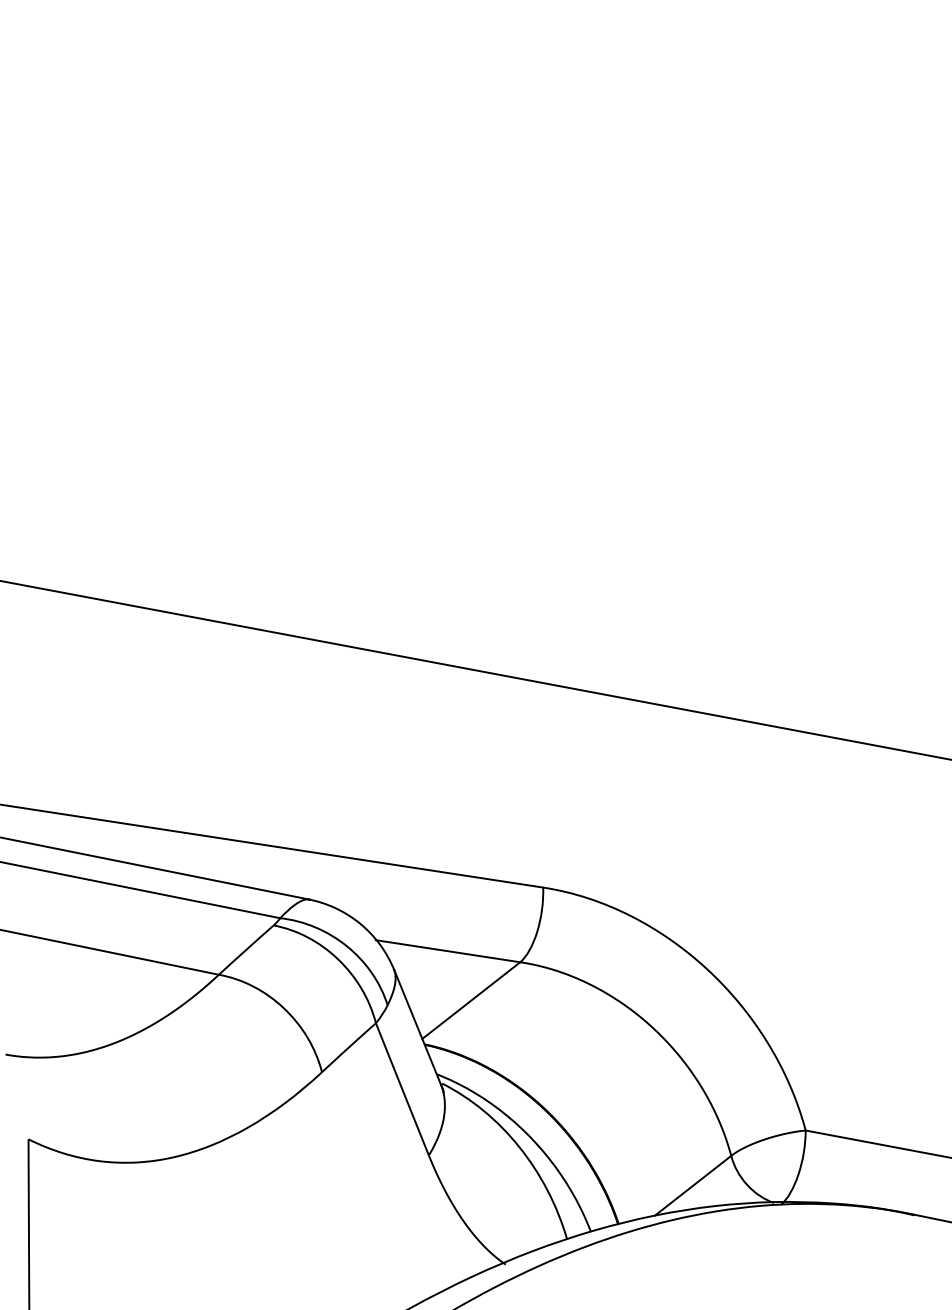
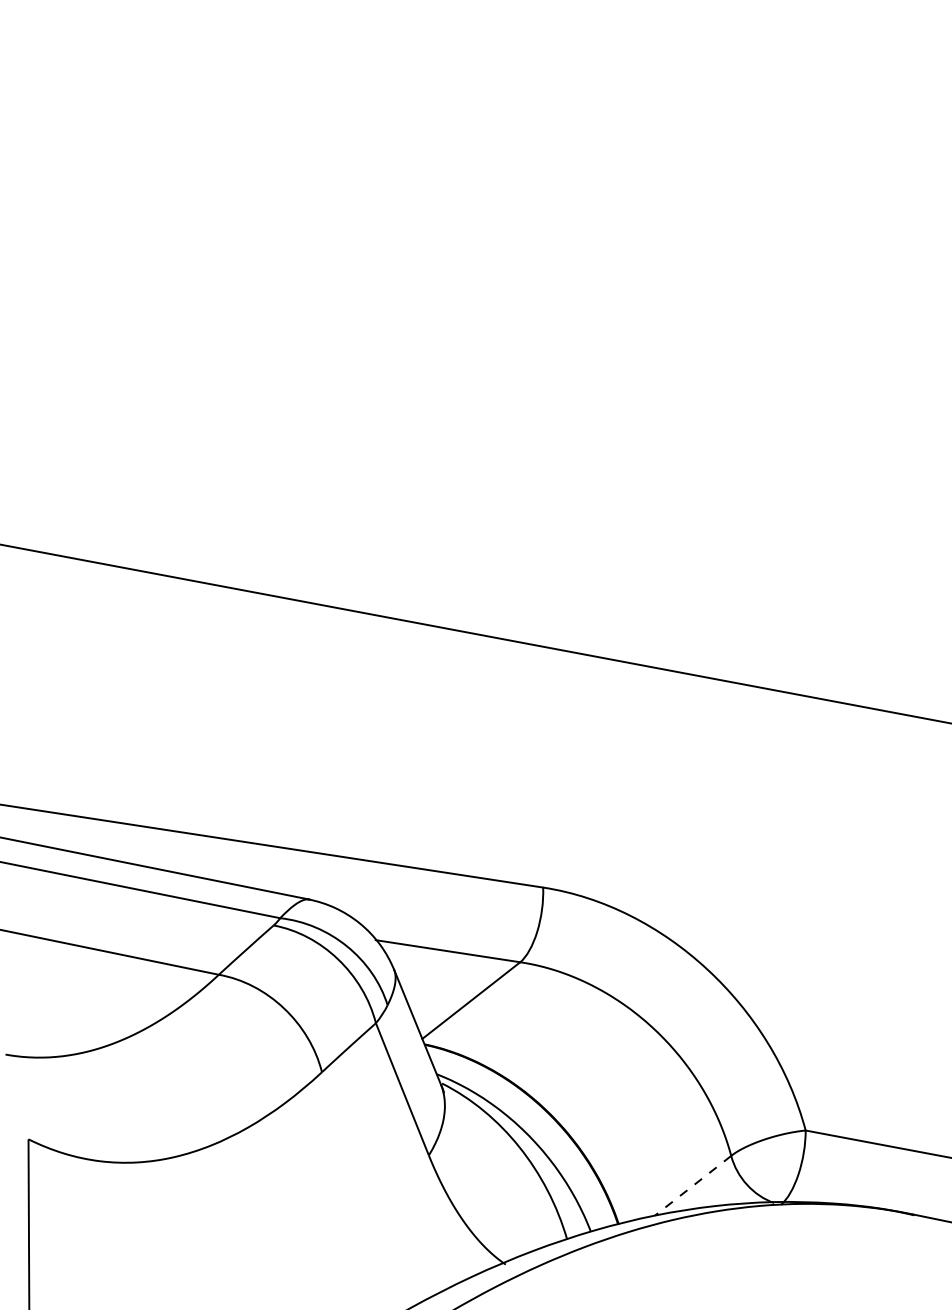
line position: (475, 670) -> (475, 633) (475, 633)
line: solid -> dashed (692, 1186)
